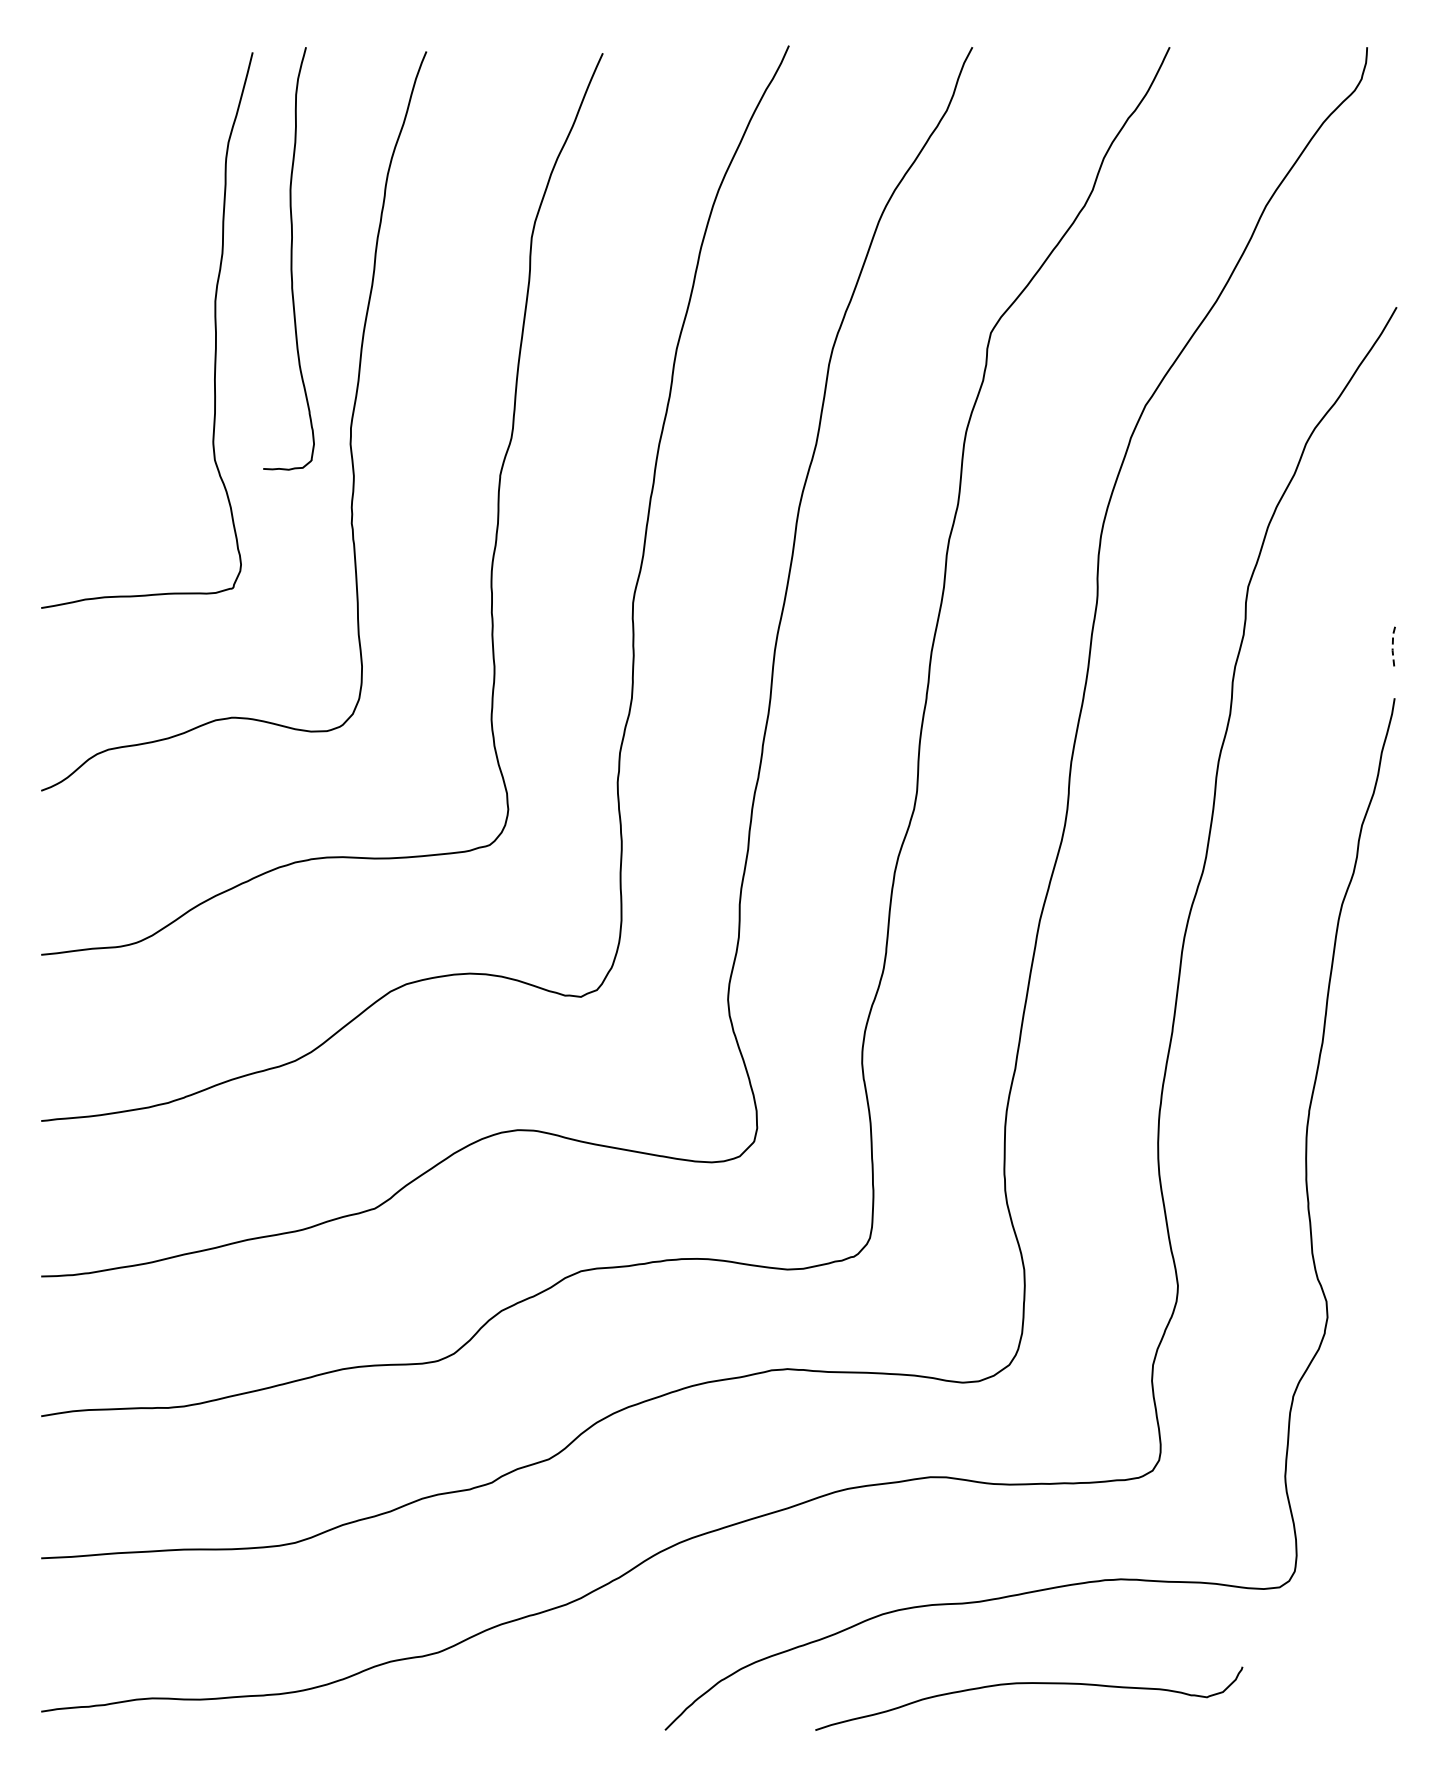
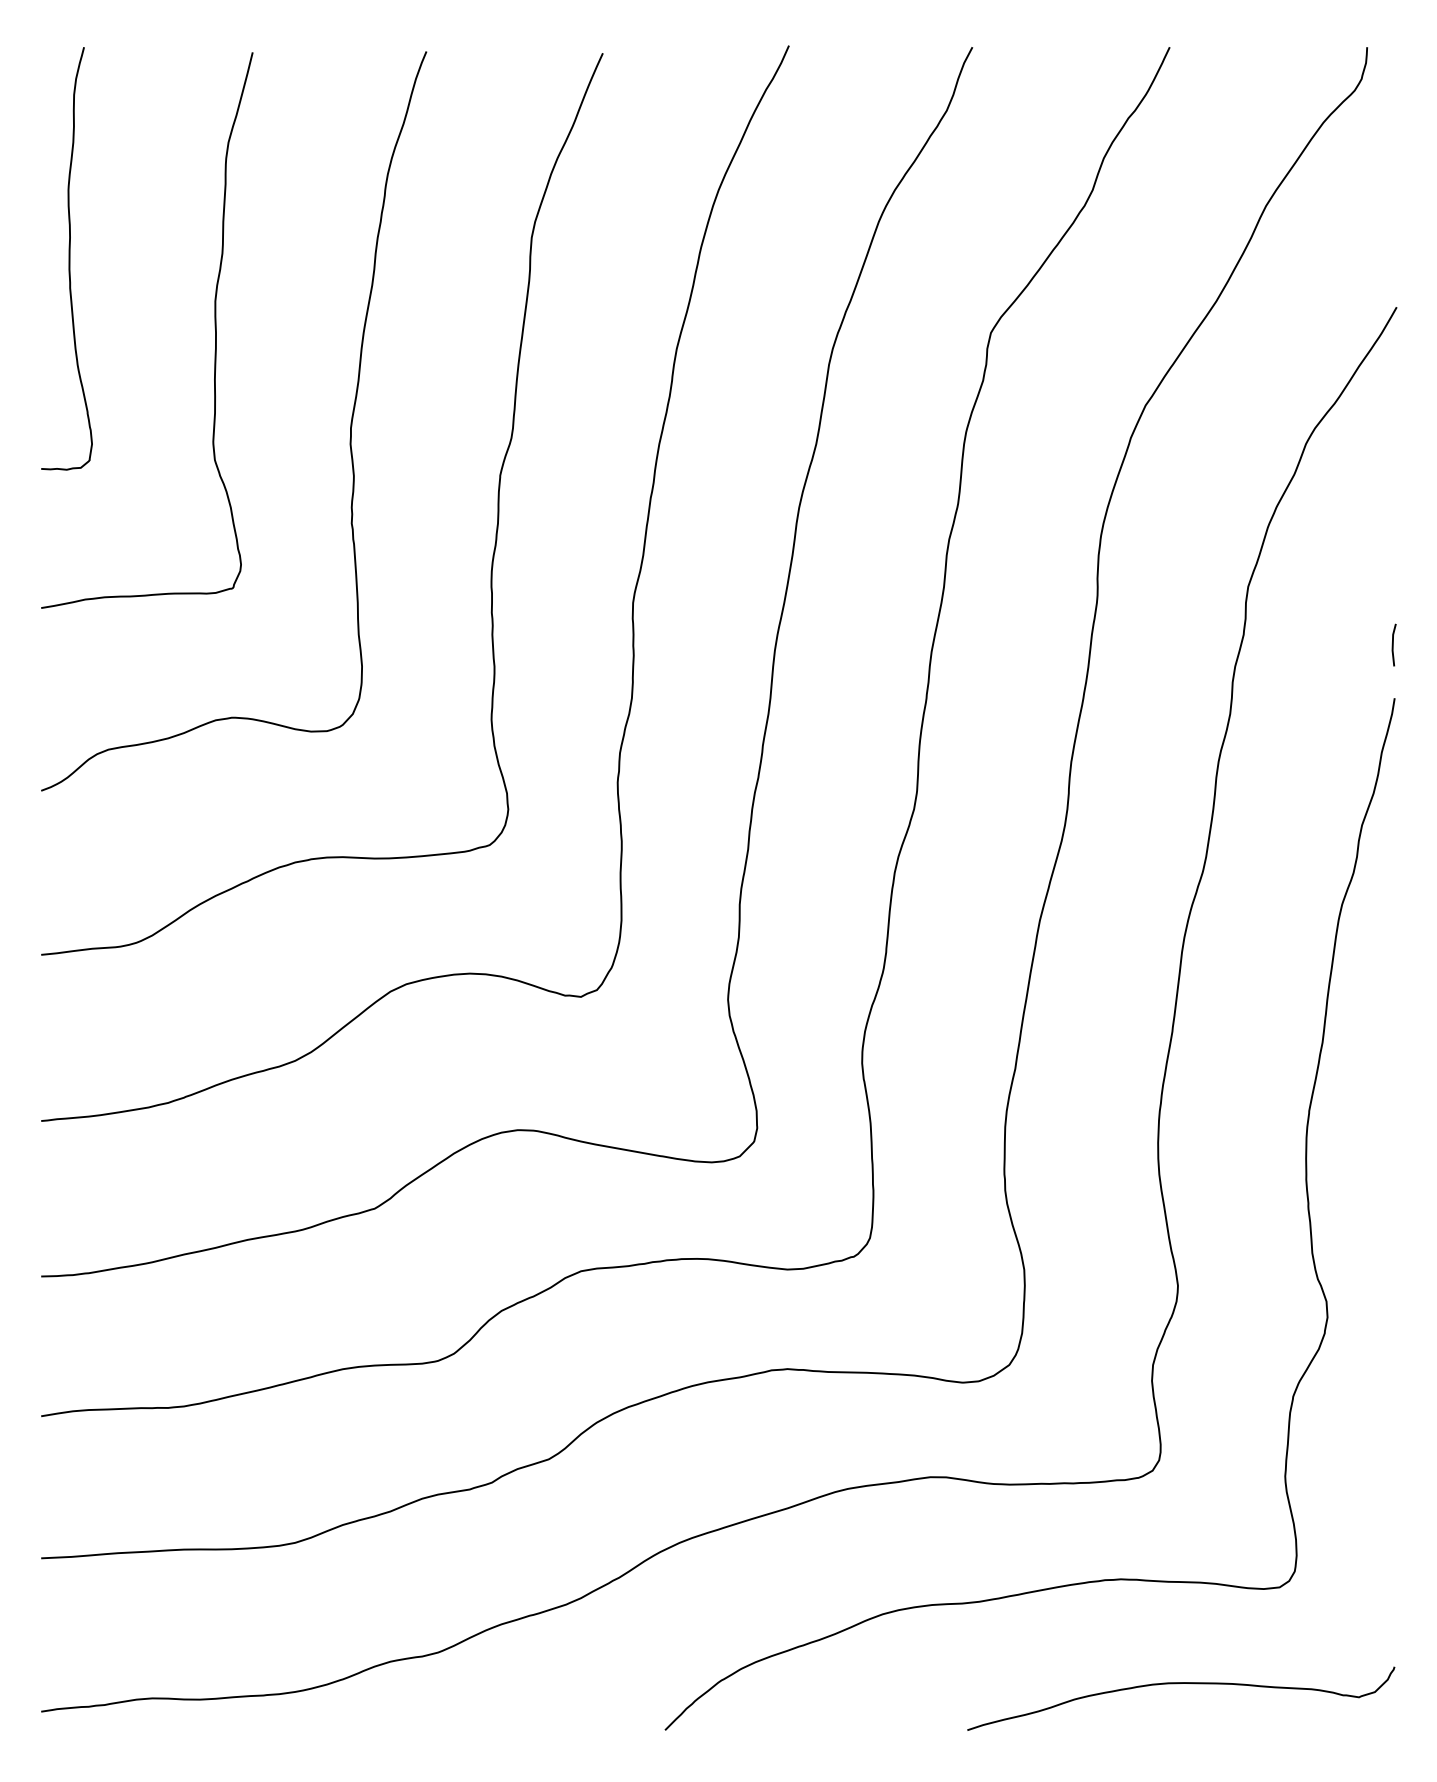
curve position: (290, 258) -> (68, 258) (68, 258)
line: dashed -> solid (1392, 644)
curve position: (1025, 1684) -> (1177, 1684) (1177, 1684)
